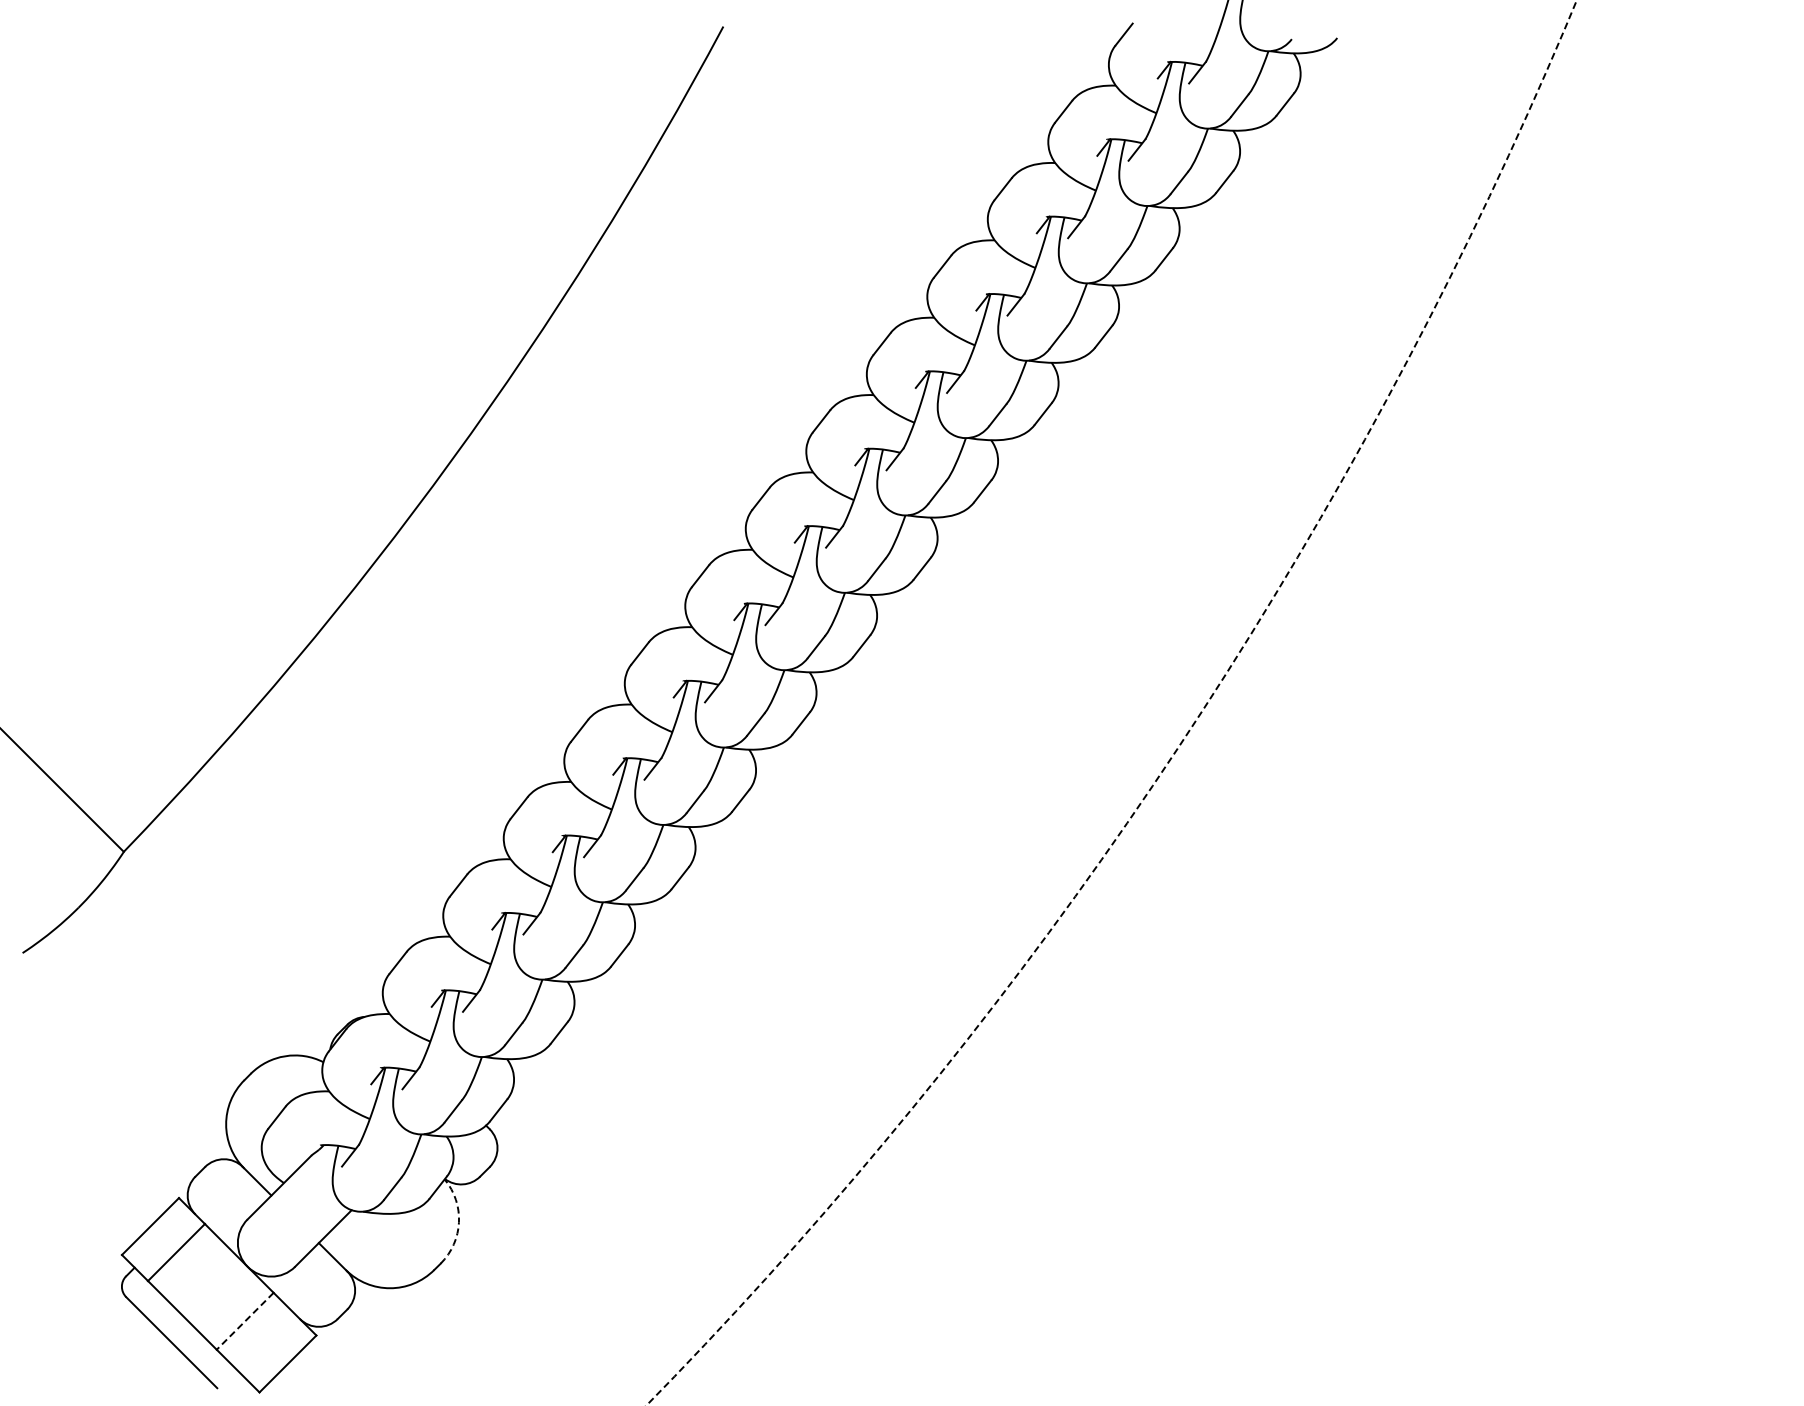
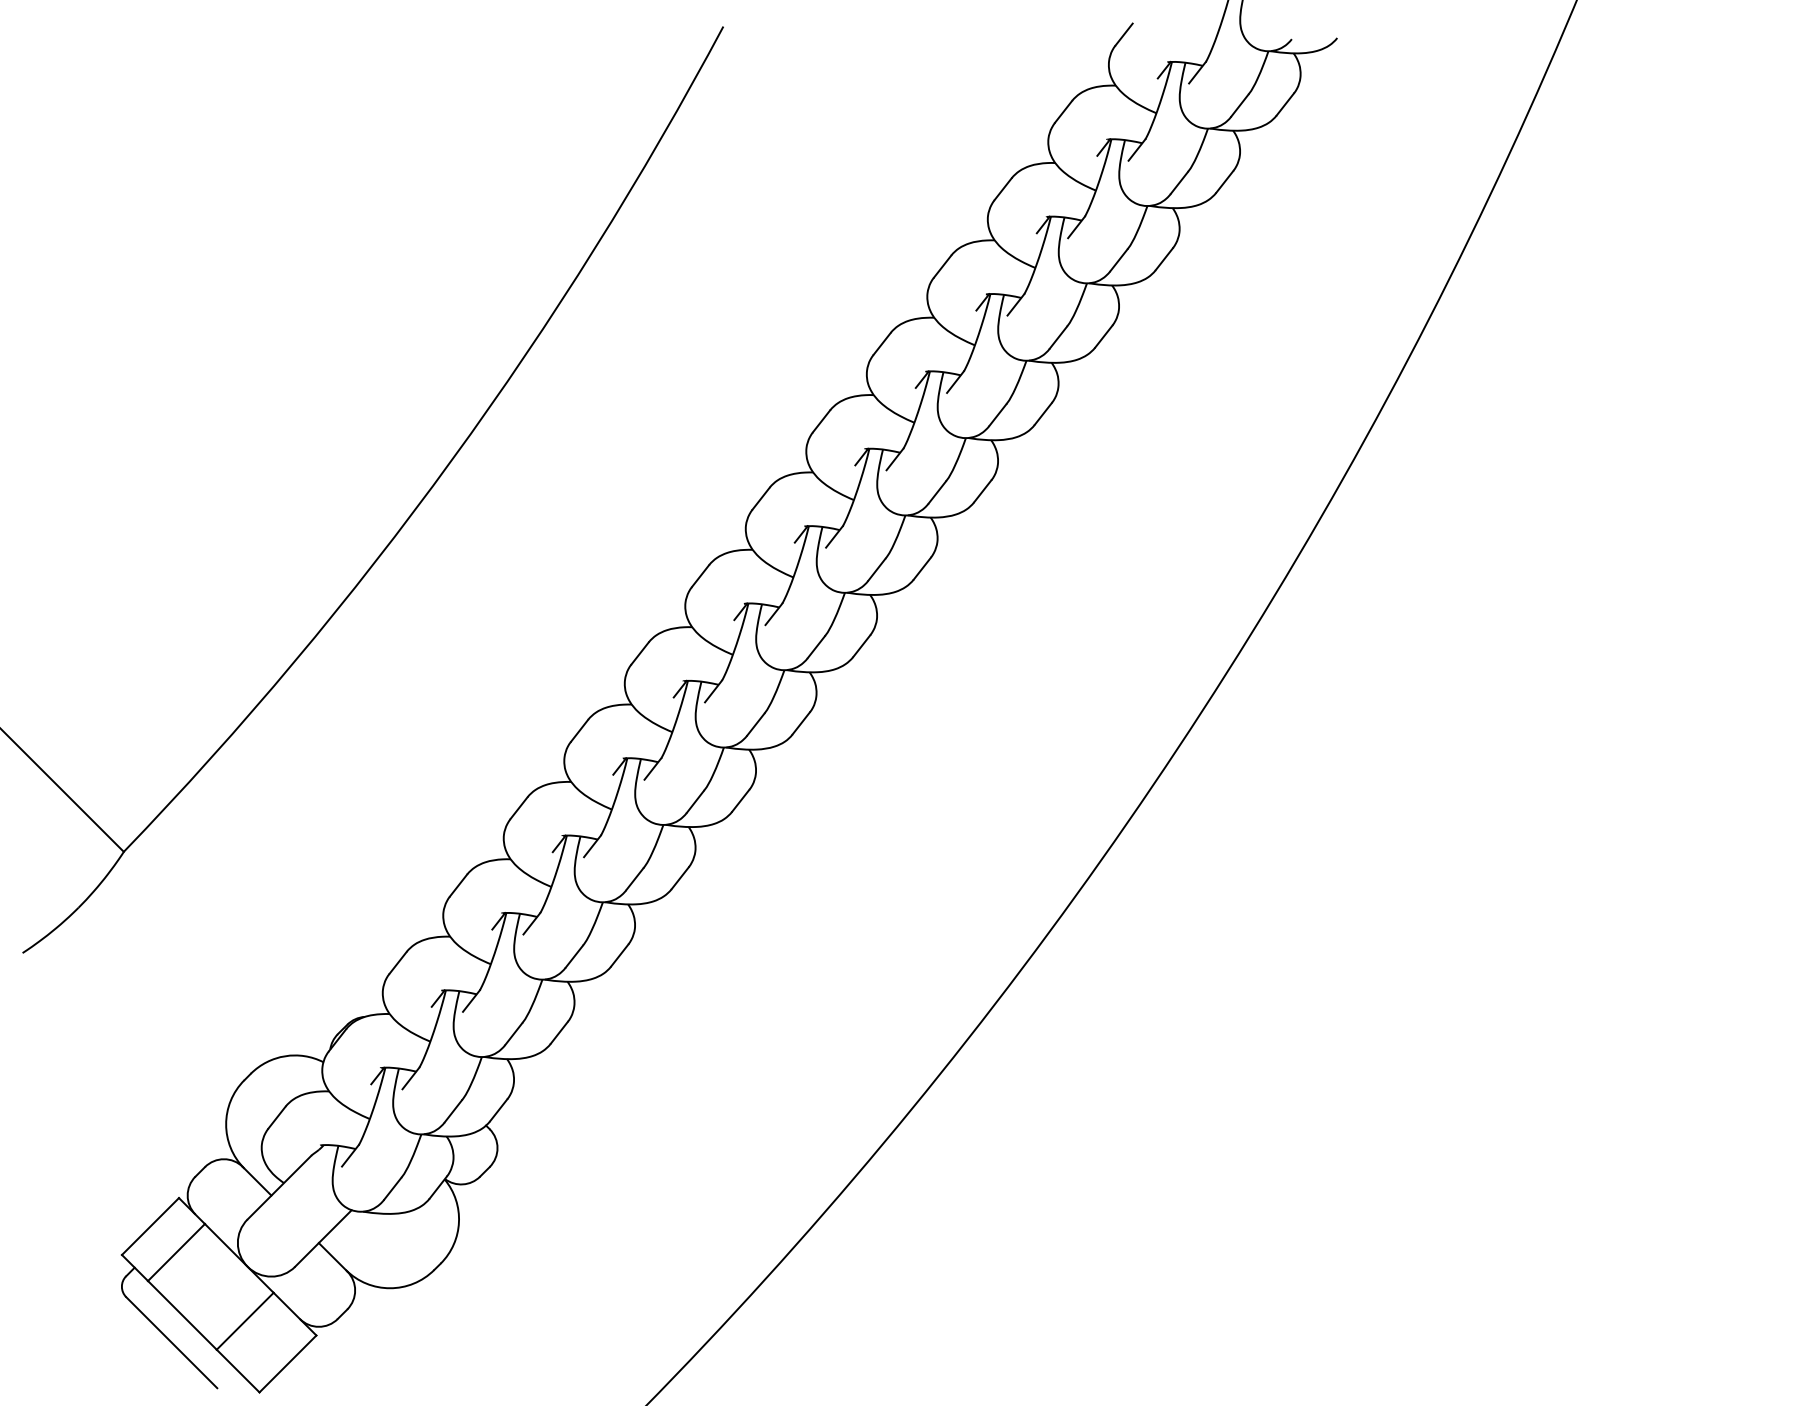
arc: dashed -> solid (1179, 745)
arc: dashed -> solid (458, 1222)
line: dashed -> solid (244, 1321)
